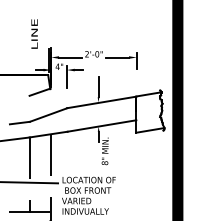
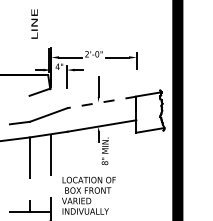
text position: (34, 33) -> (34, 23) (34, 23)
line: solid -> dashed (101, 102)
line: present -> none (30, 182)
